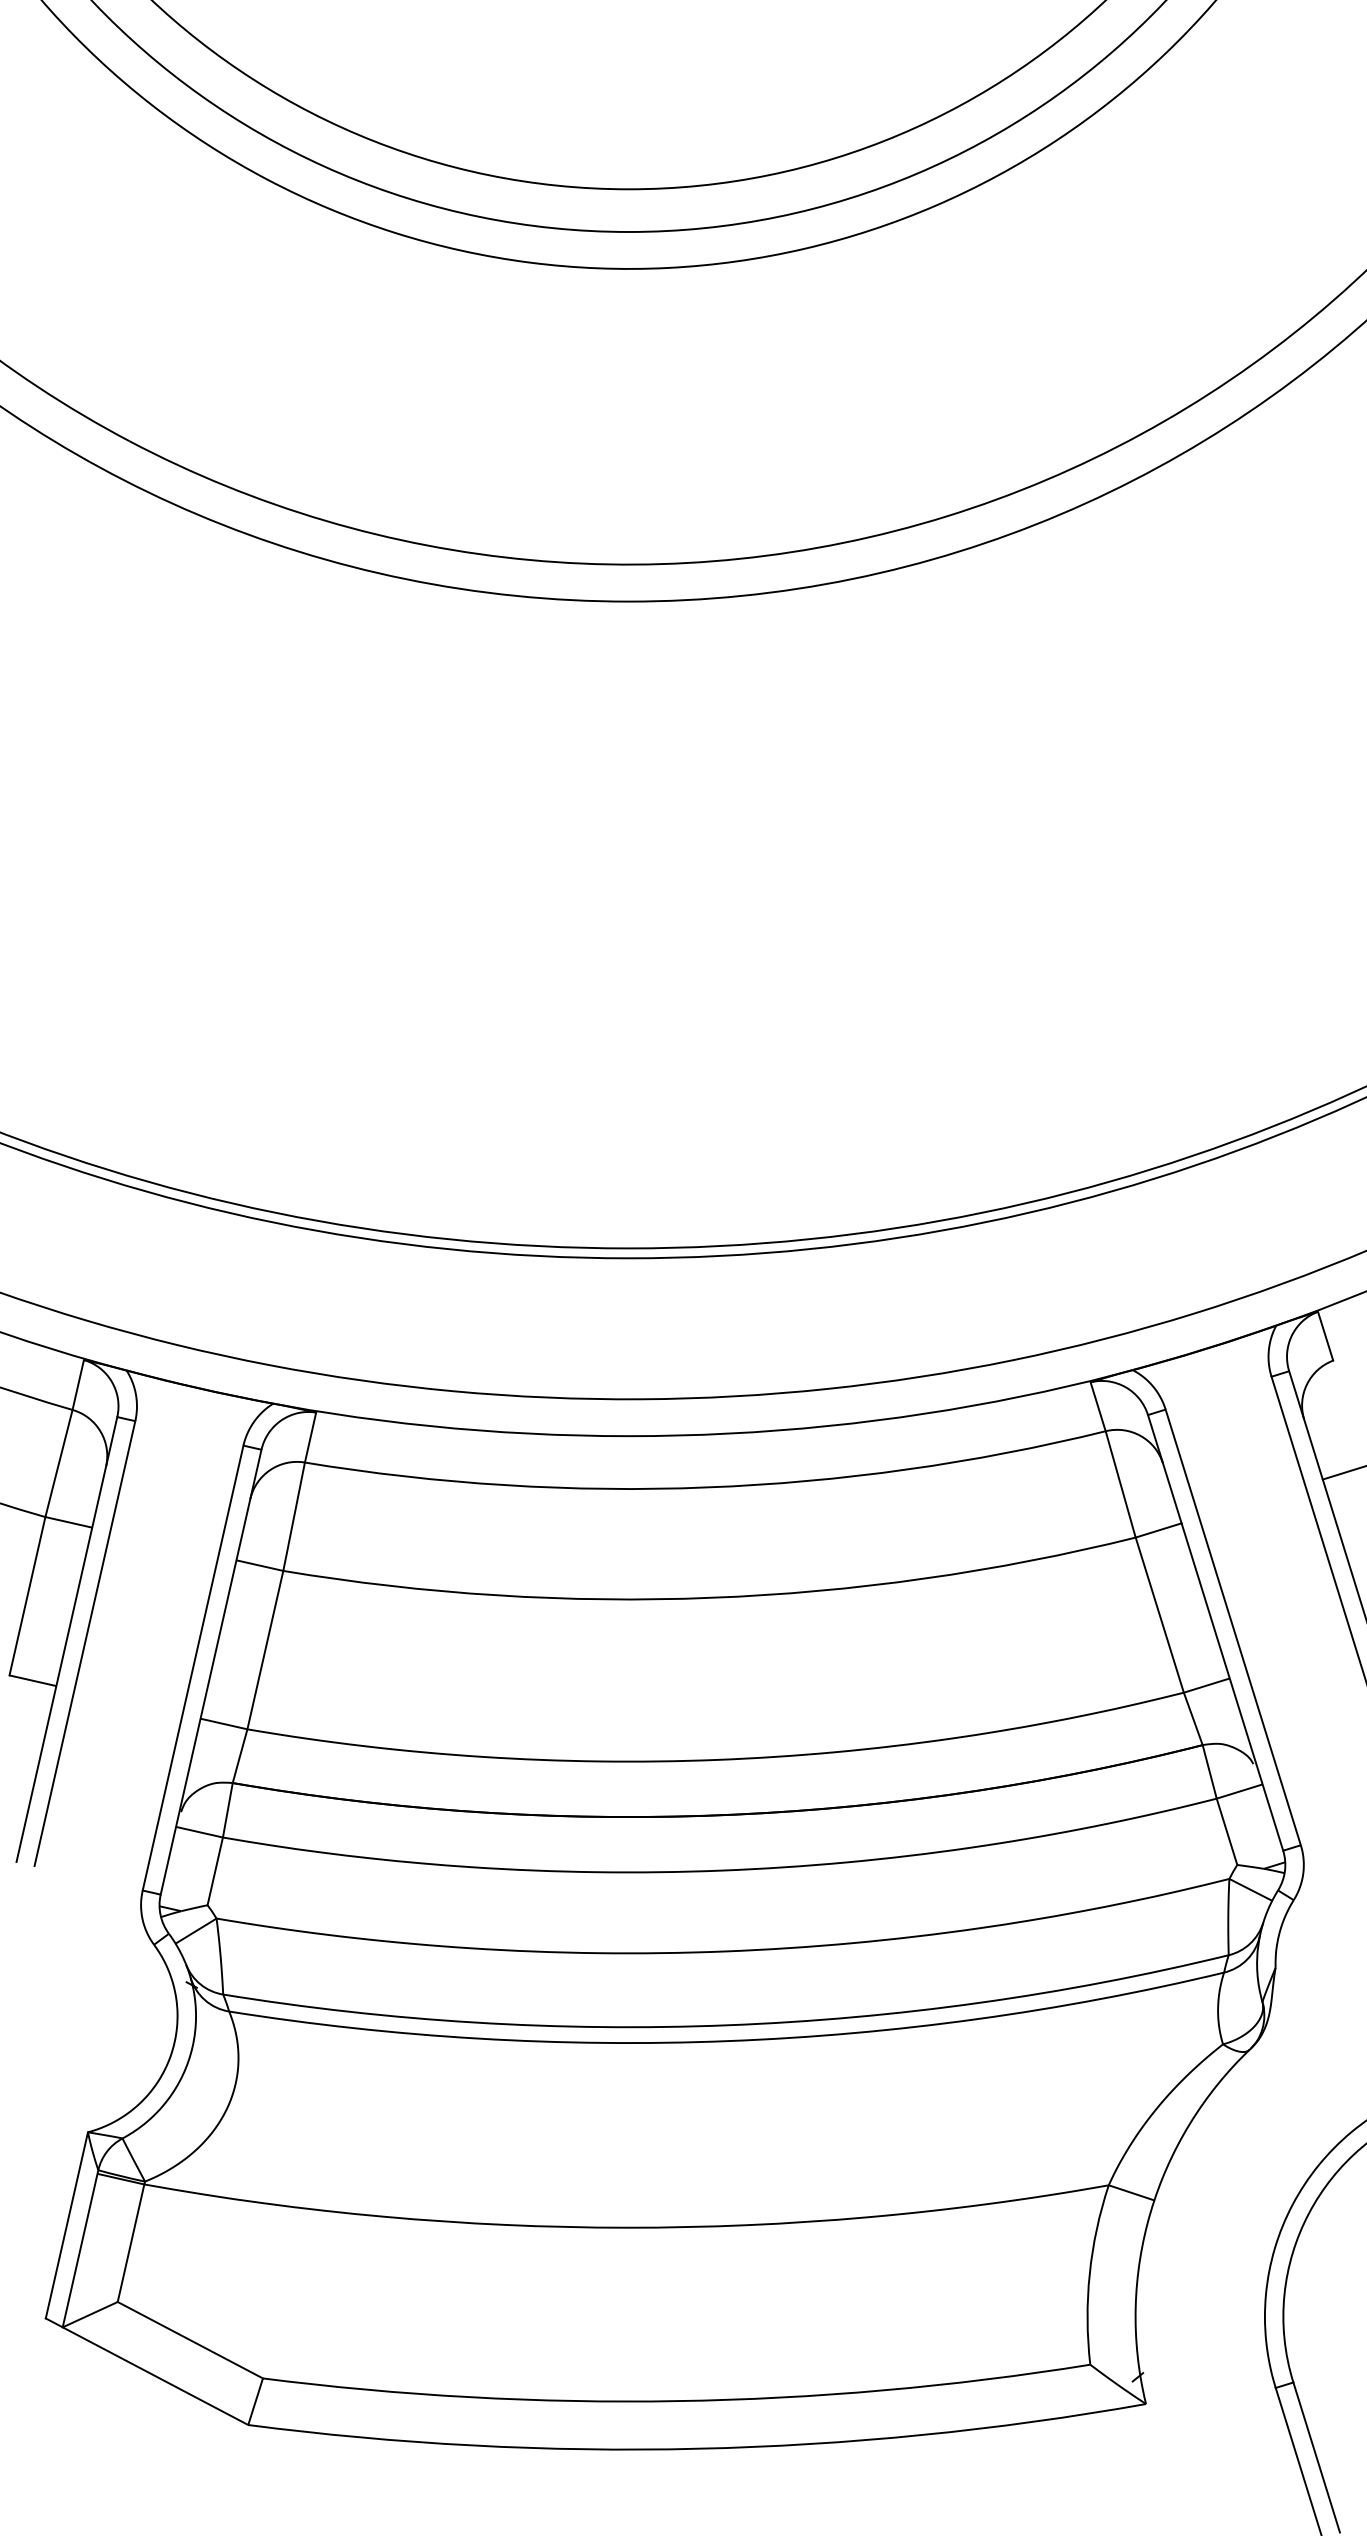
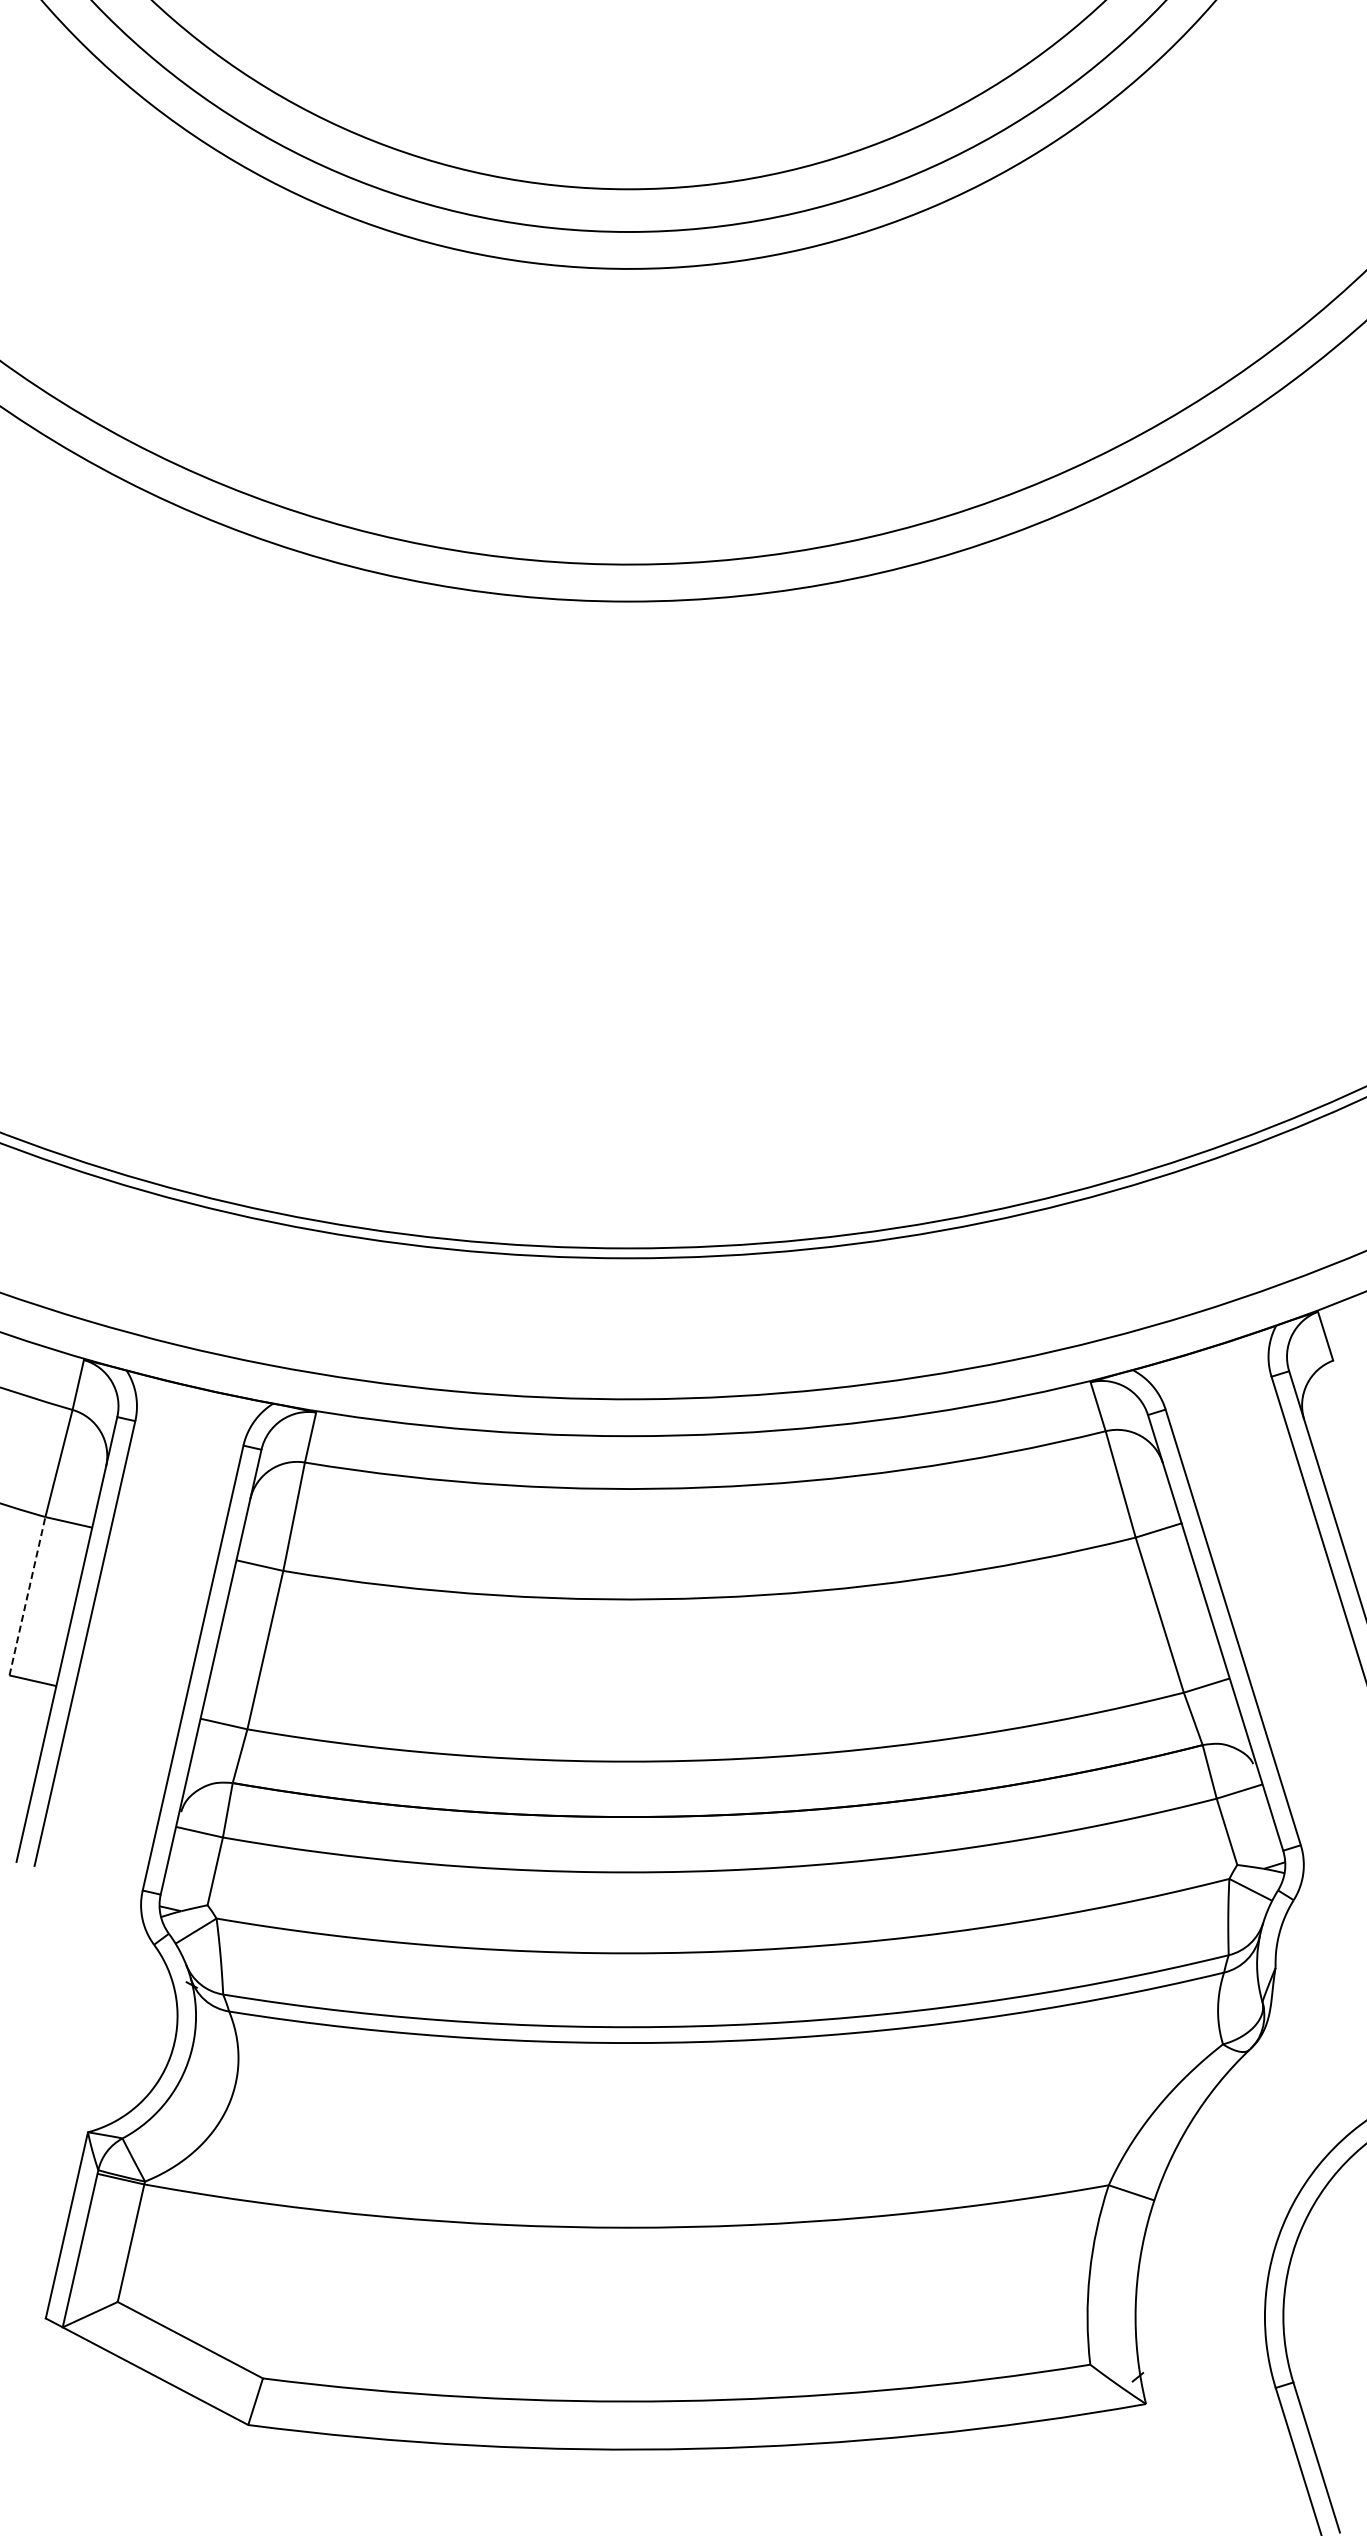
line: present -> none (1342, 1472)
line: solid -> dashed (27, 1595)
